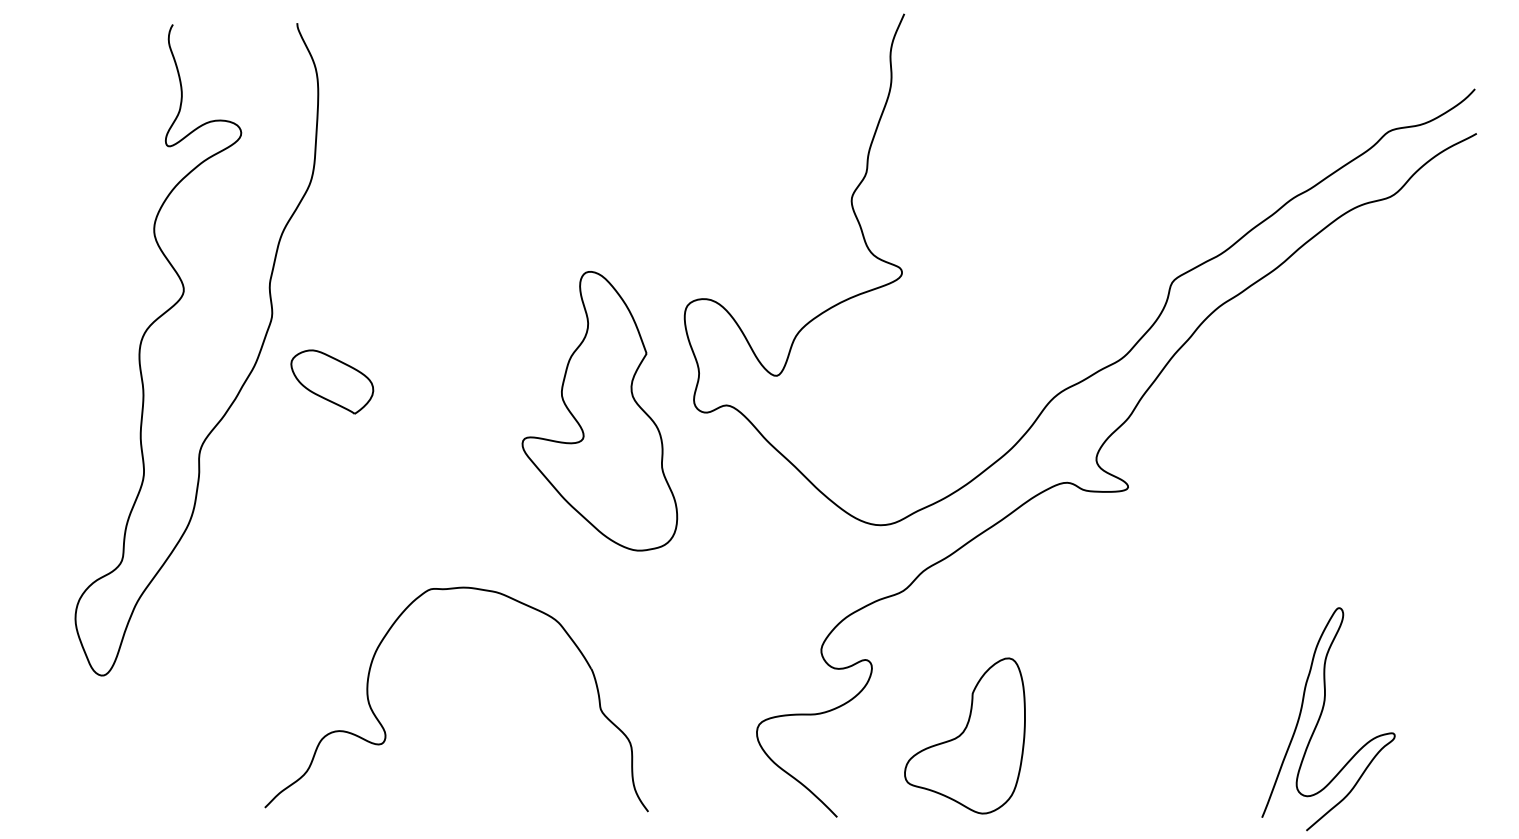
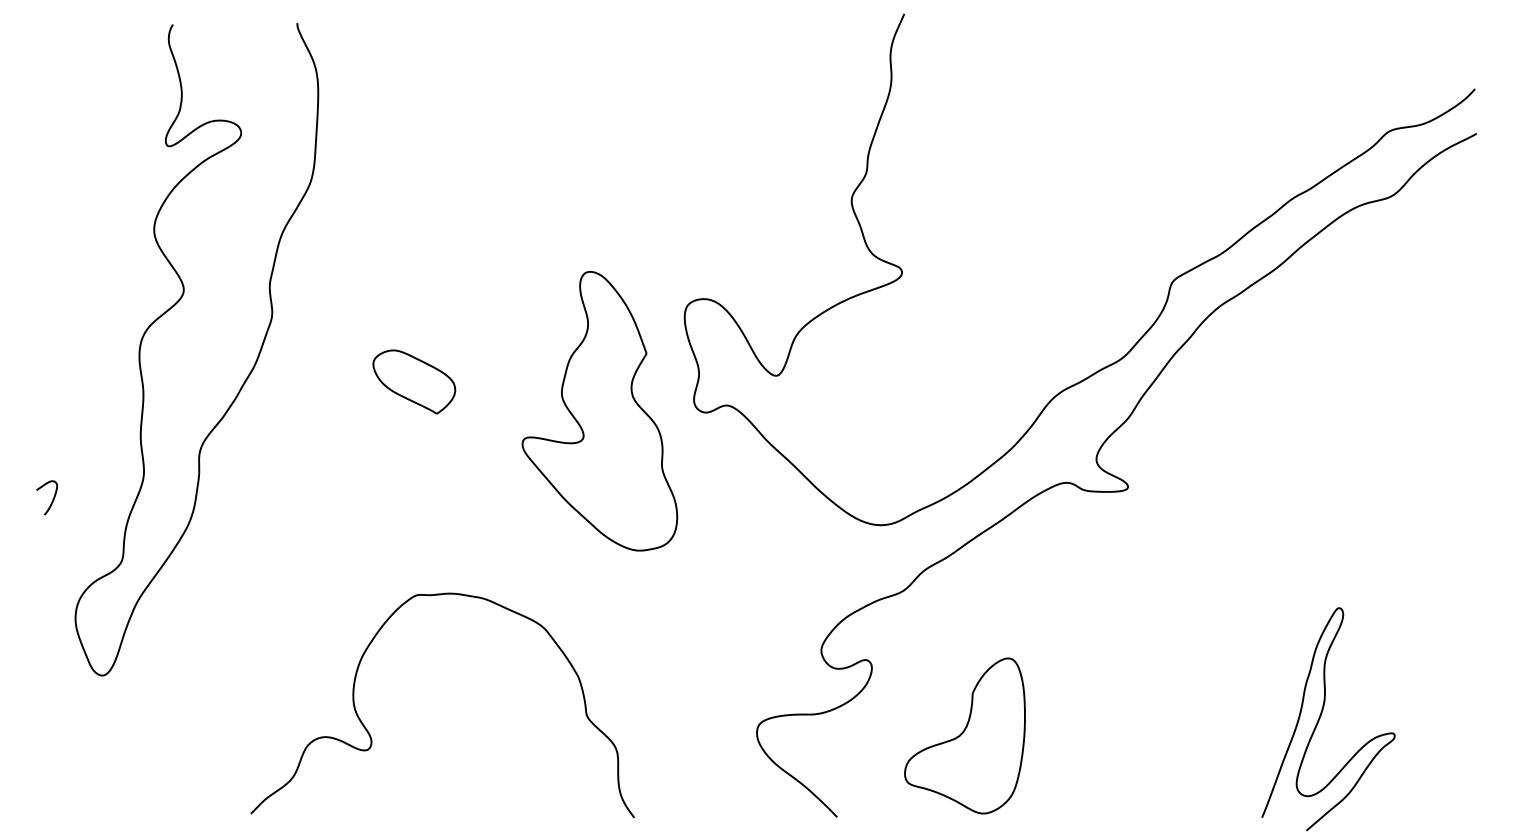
part position: (332, 381) -> (414, 381) (414, 381)
curve: none -> present (52, 499)
part position: (385, 730) -> (371, 736) (371, 736)
